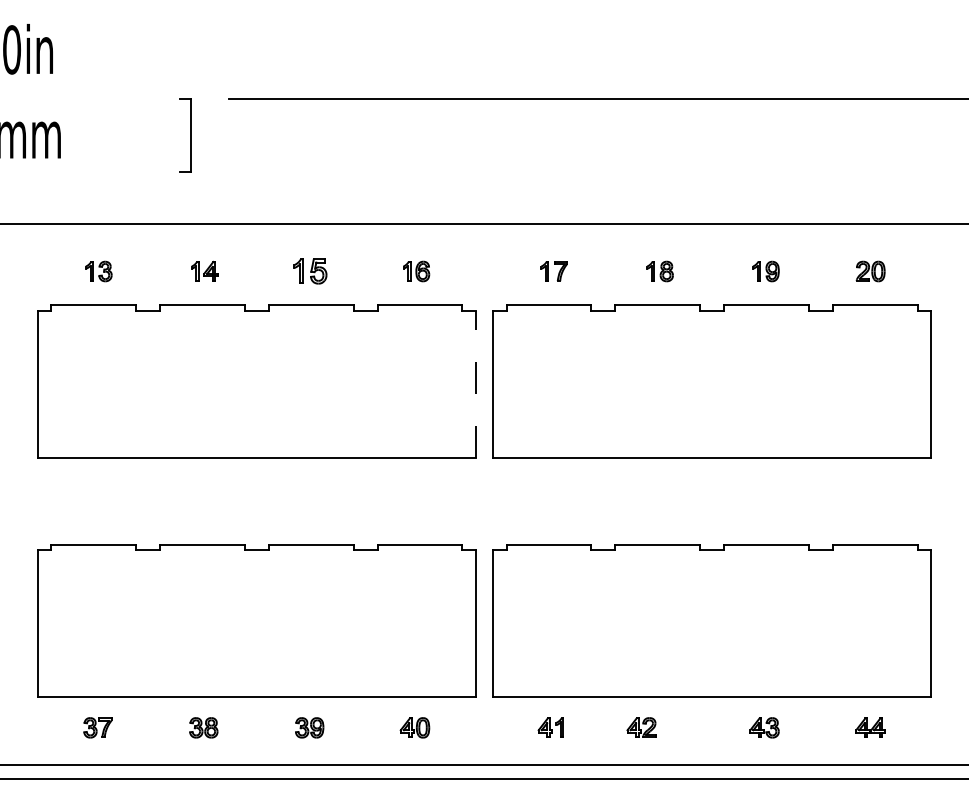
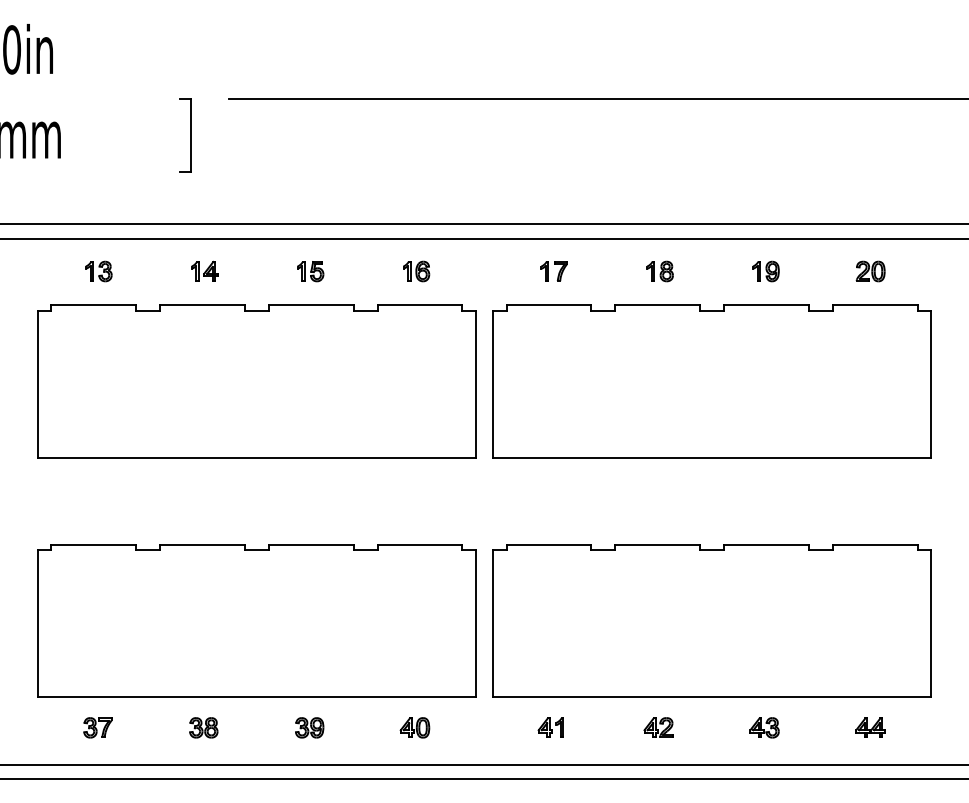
line: none -> present (483, 238)
part size: 35x27 px -> 28x22 px (310, 271)
line: dashed -> solid (475, 384)
part position: (641, 727) -> (658, 727) (658, 727)
